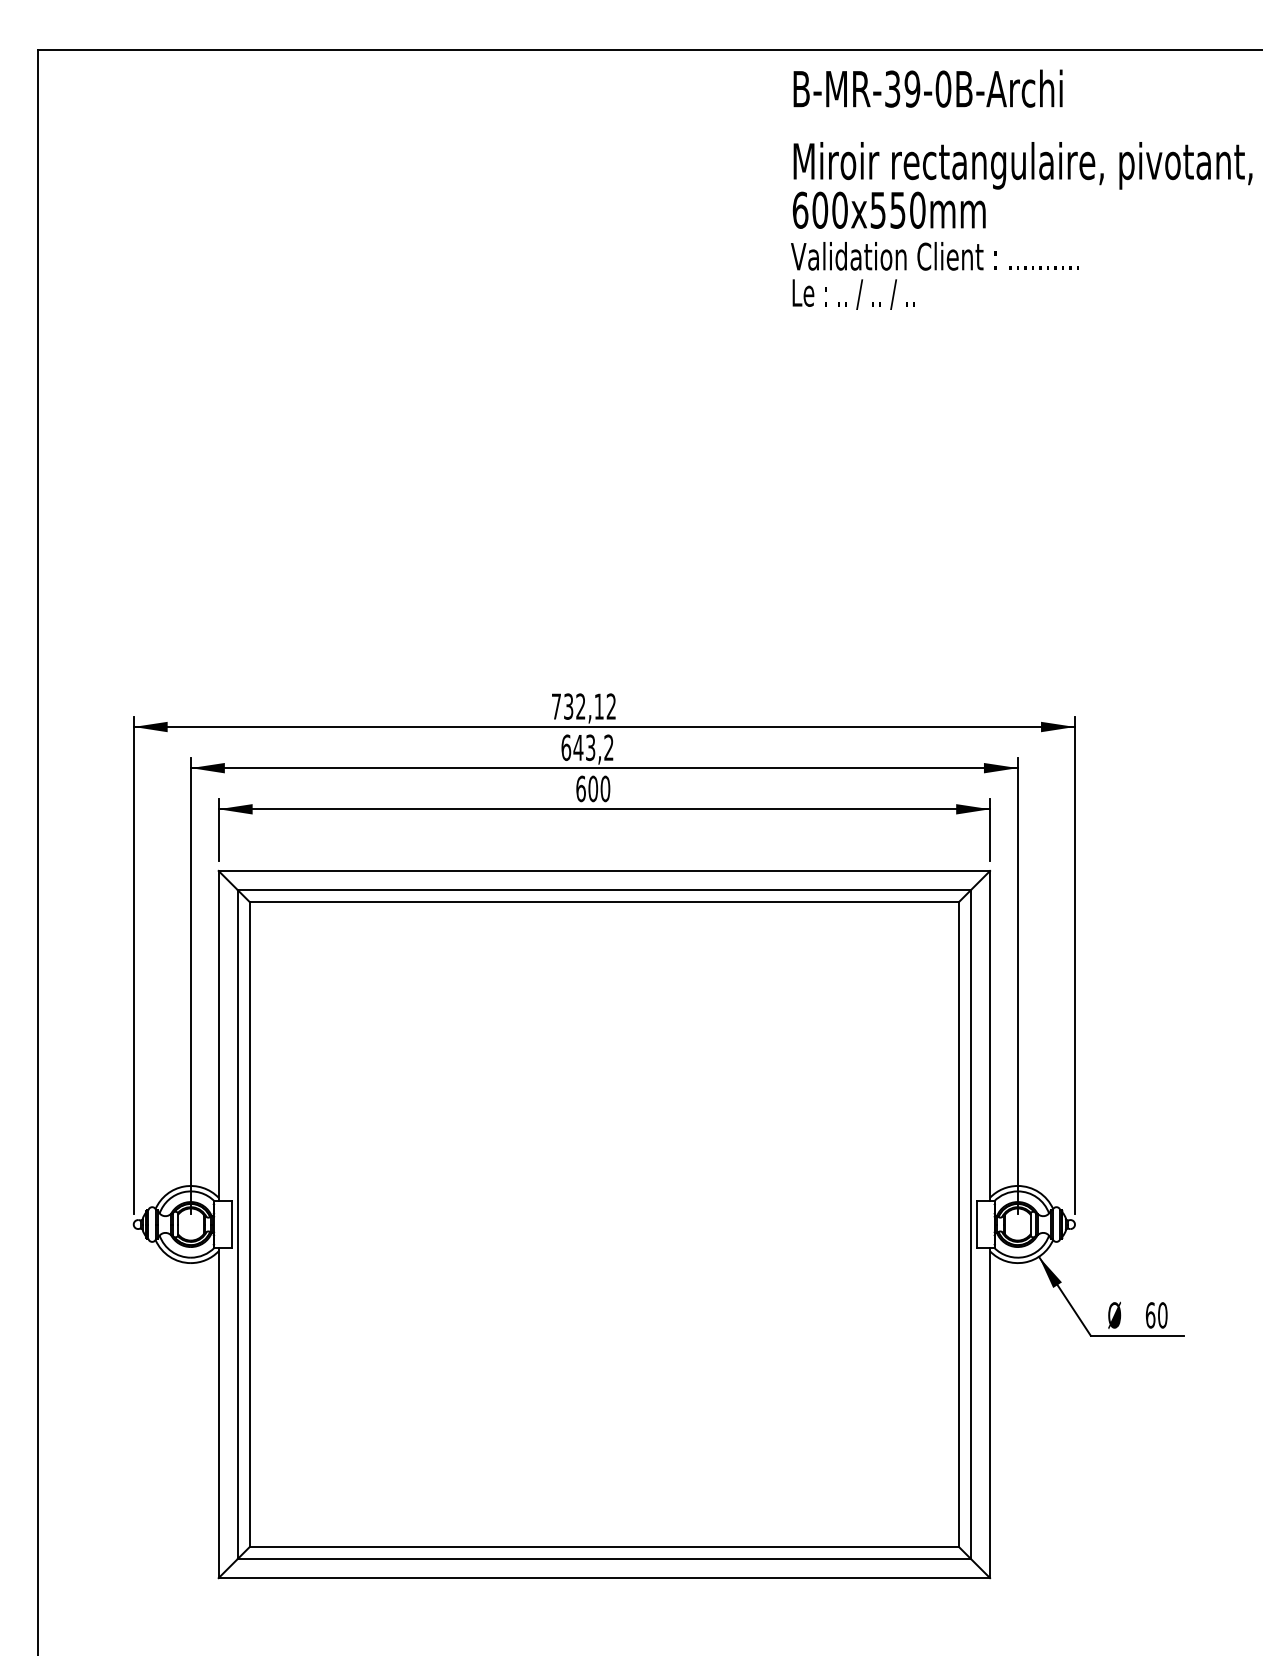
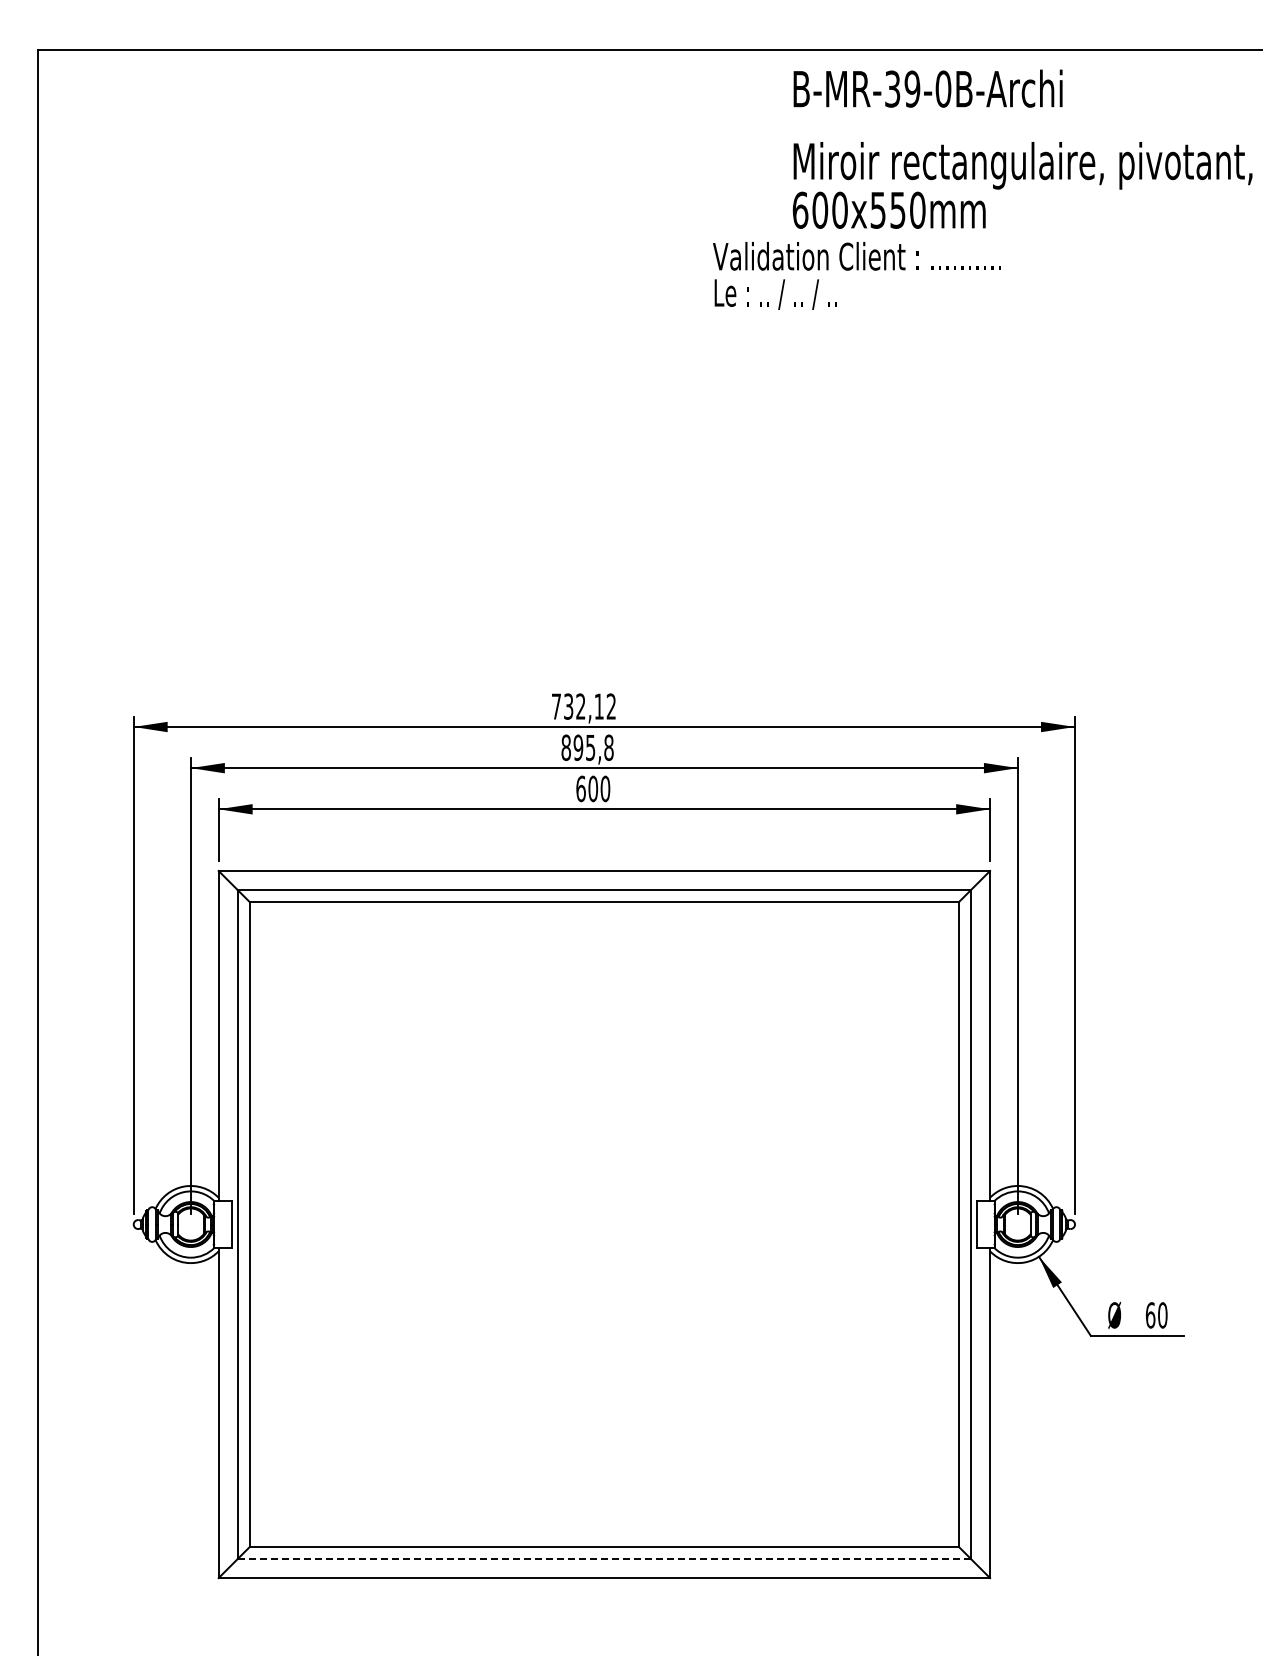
text position: (934, 275) -> (856, 275) (856, 275)
text: 643,2 -> 895,8 (587, 747)
line: solid -> dashed (603, 1558)
